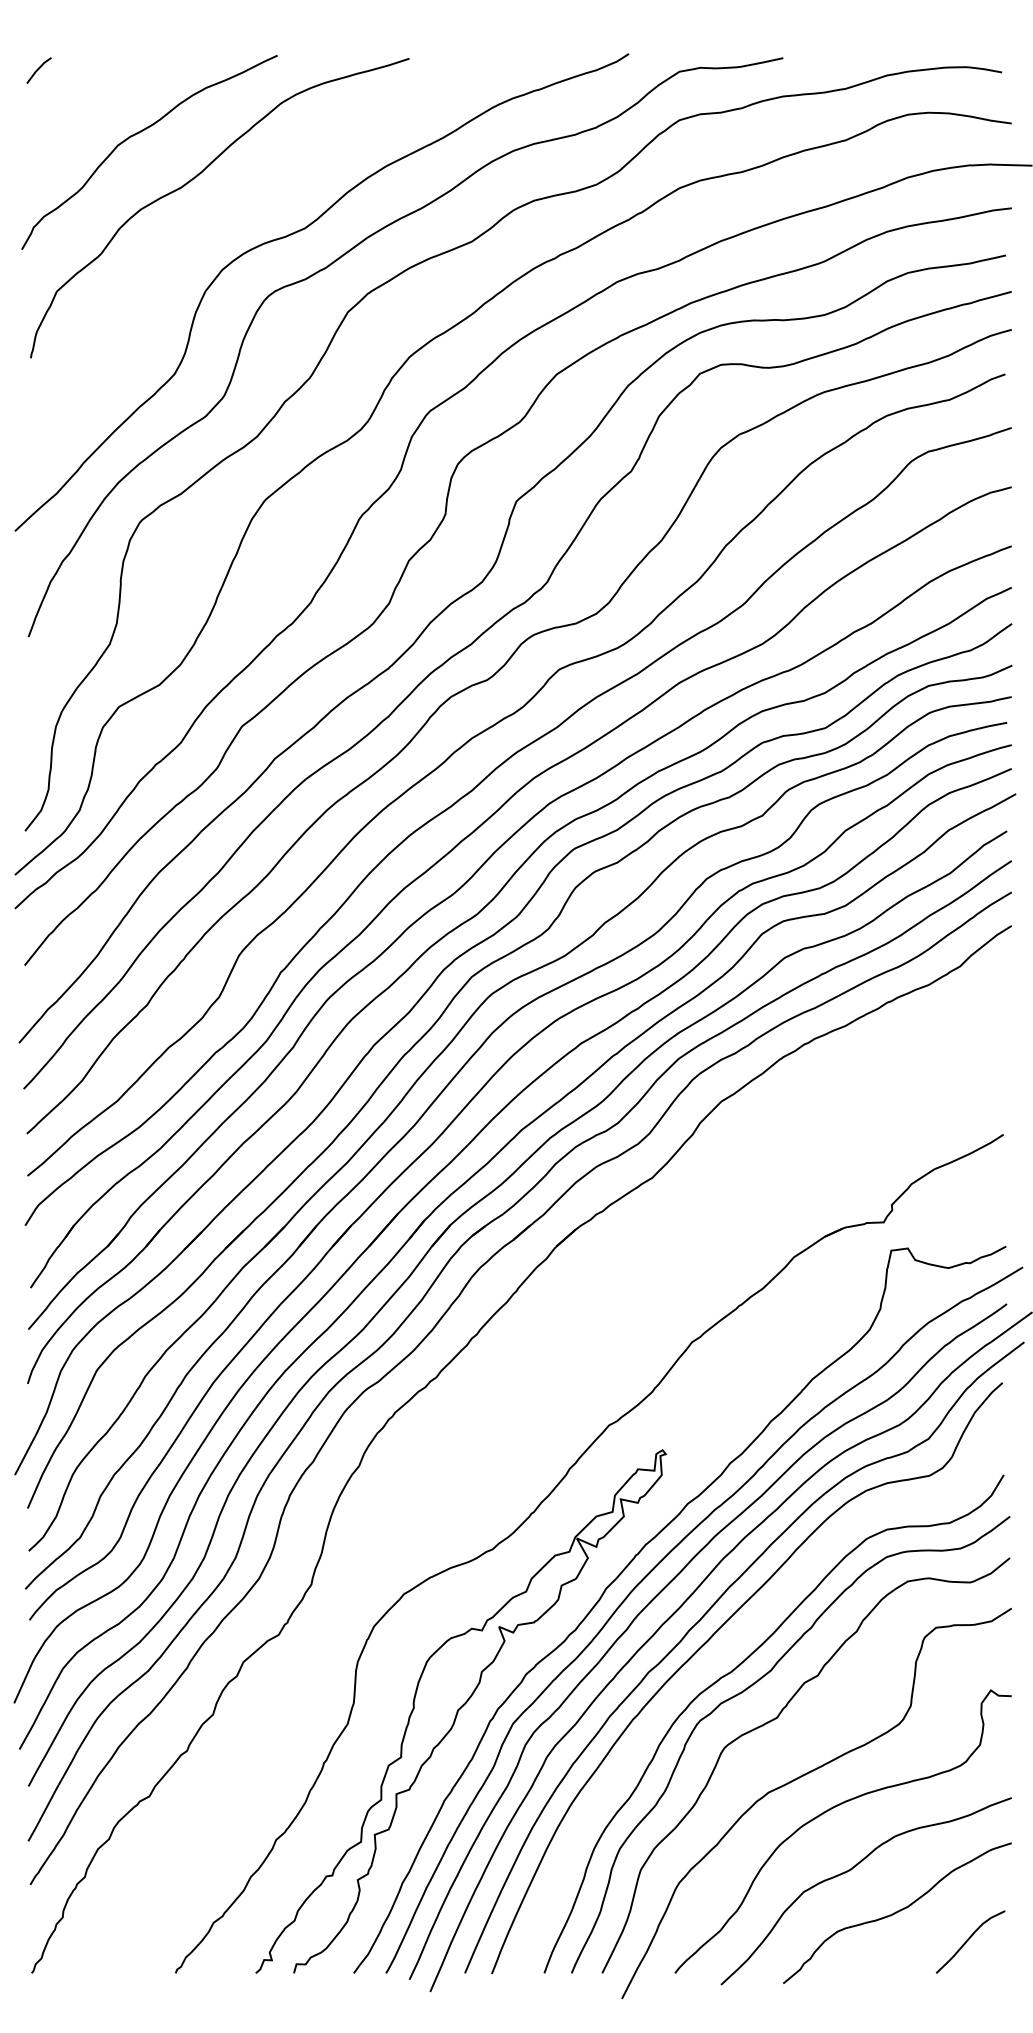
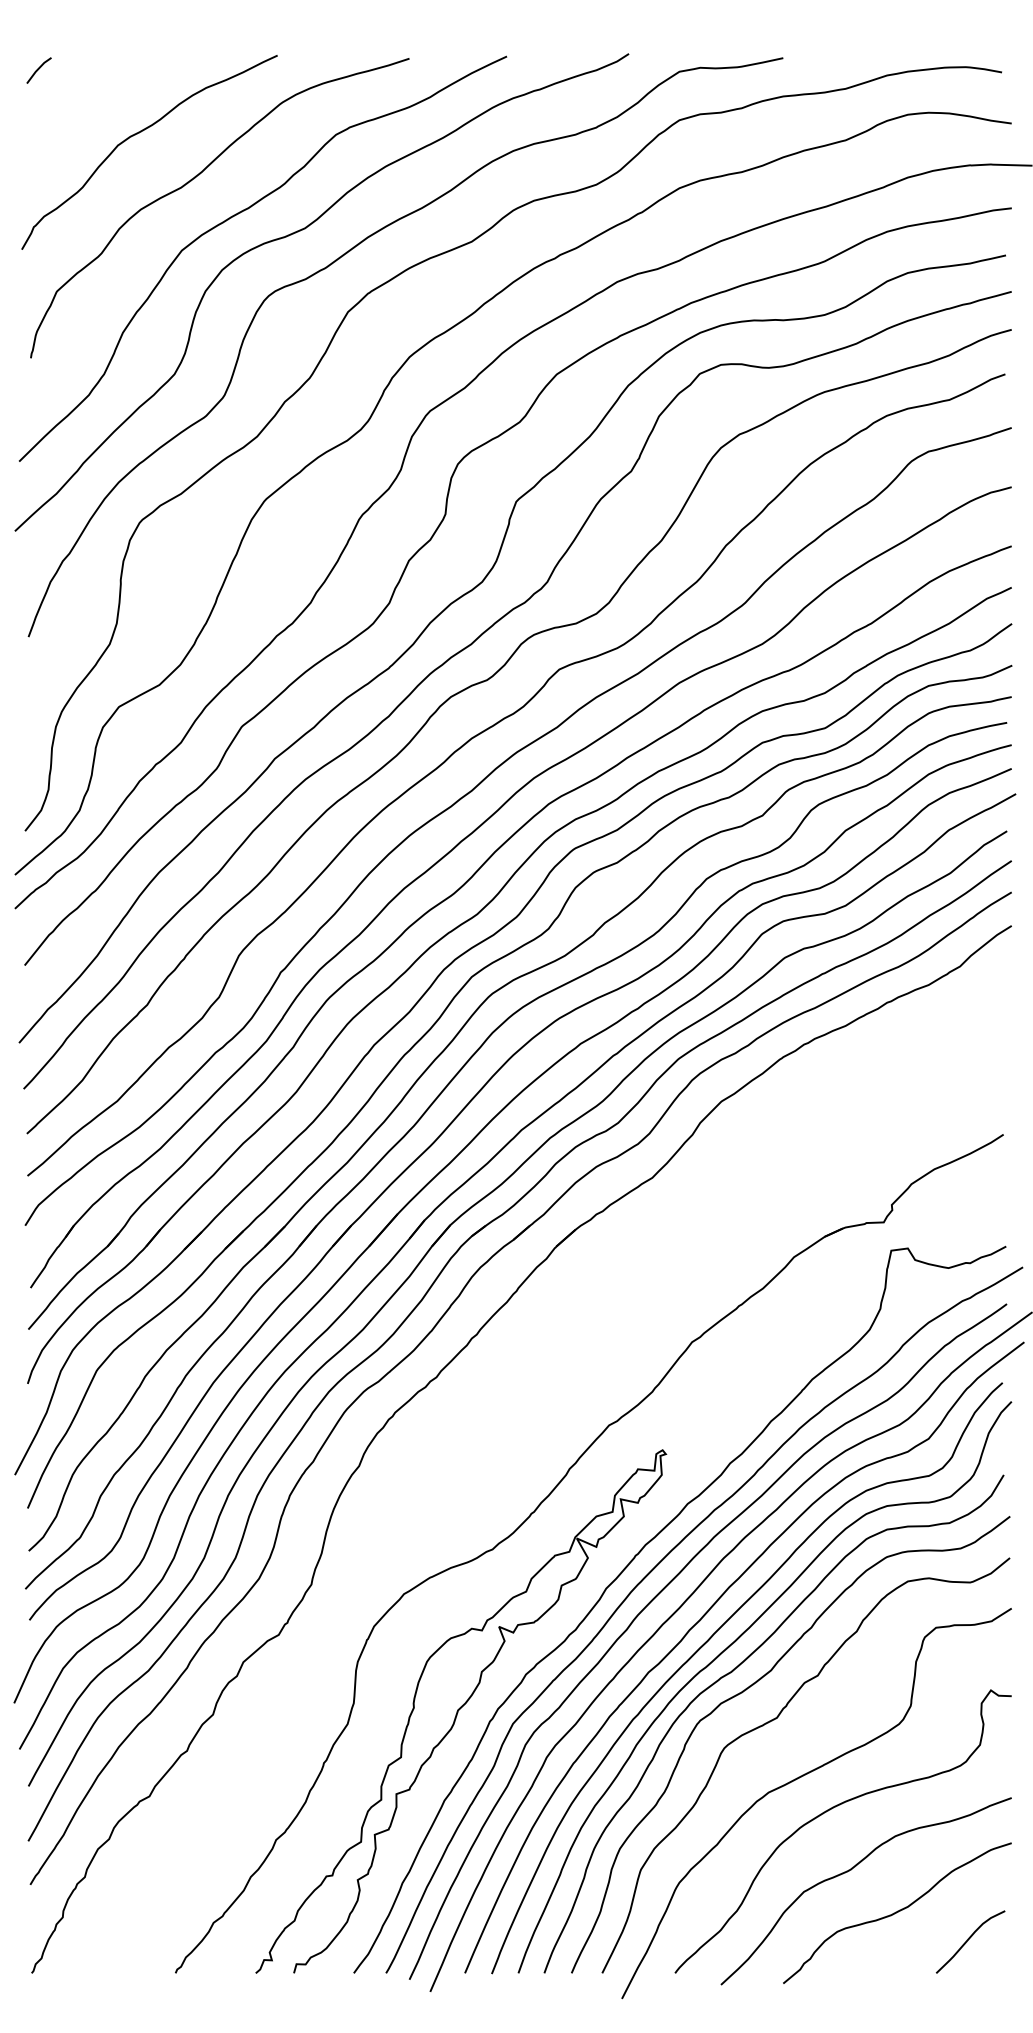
curve: none -> present (240, 213)
curve: none -> present (727, 1649)
